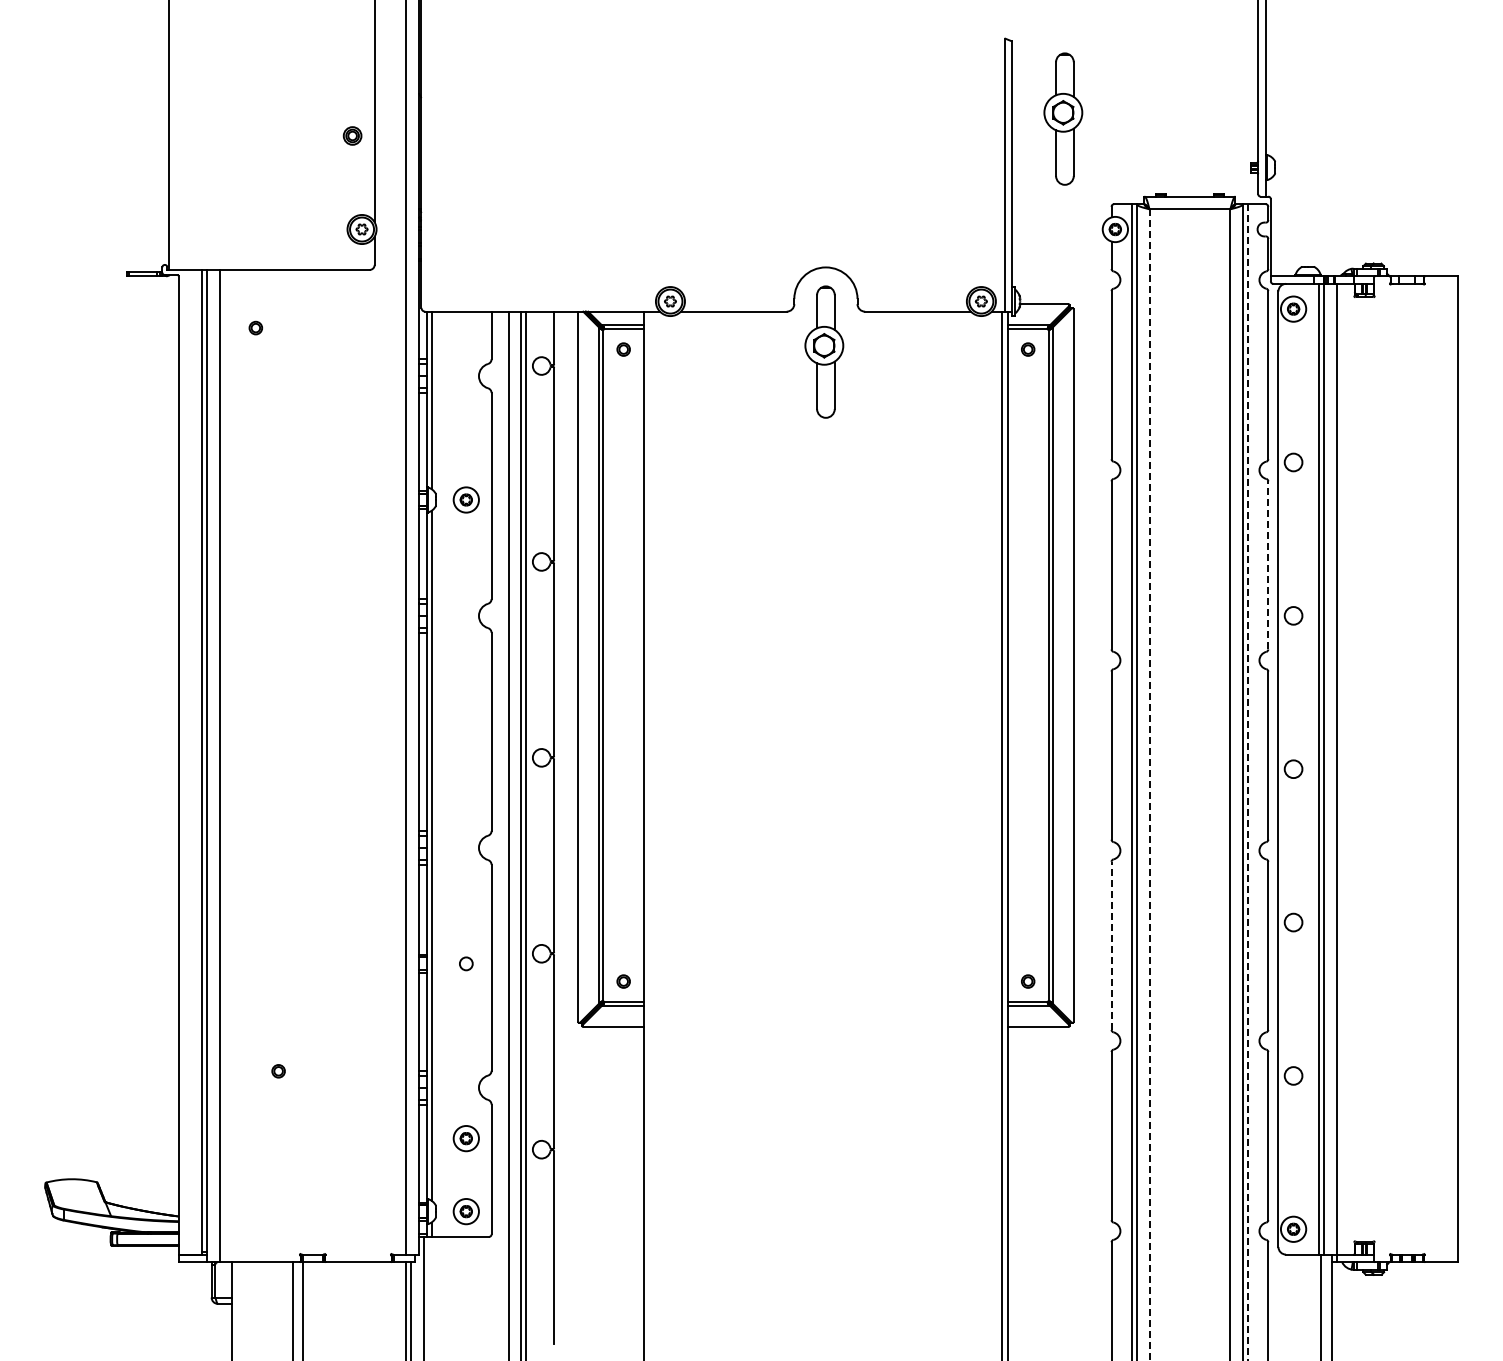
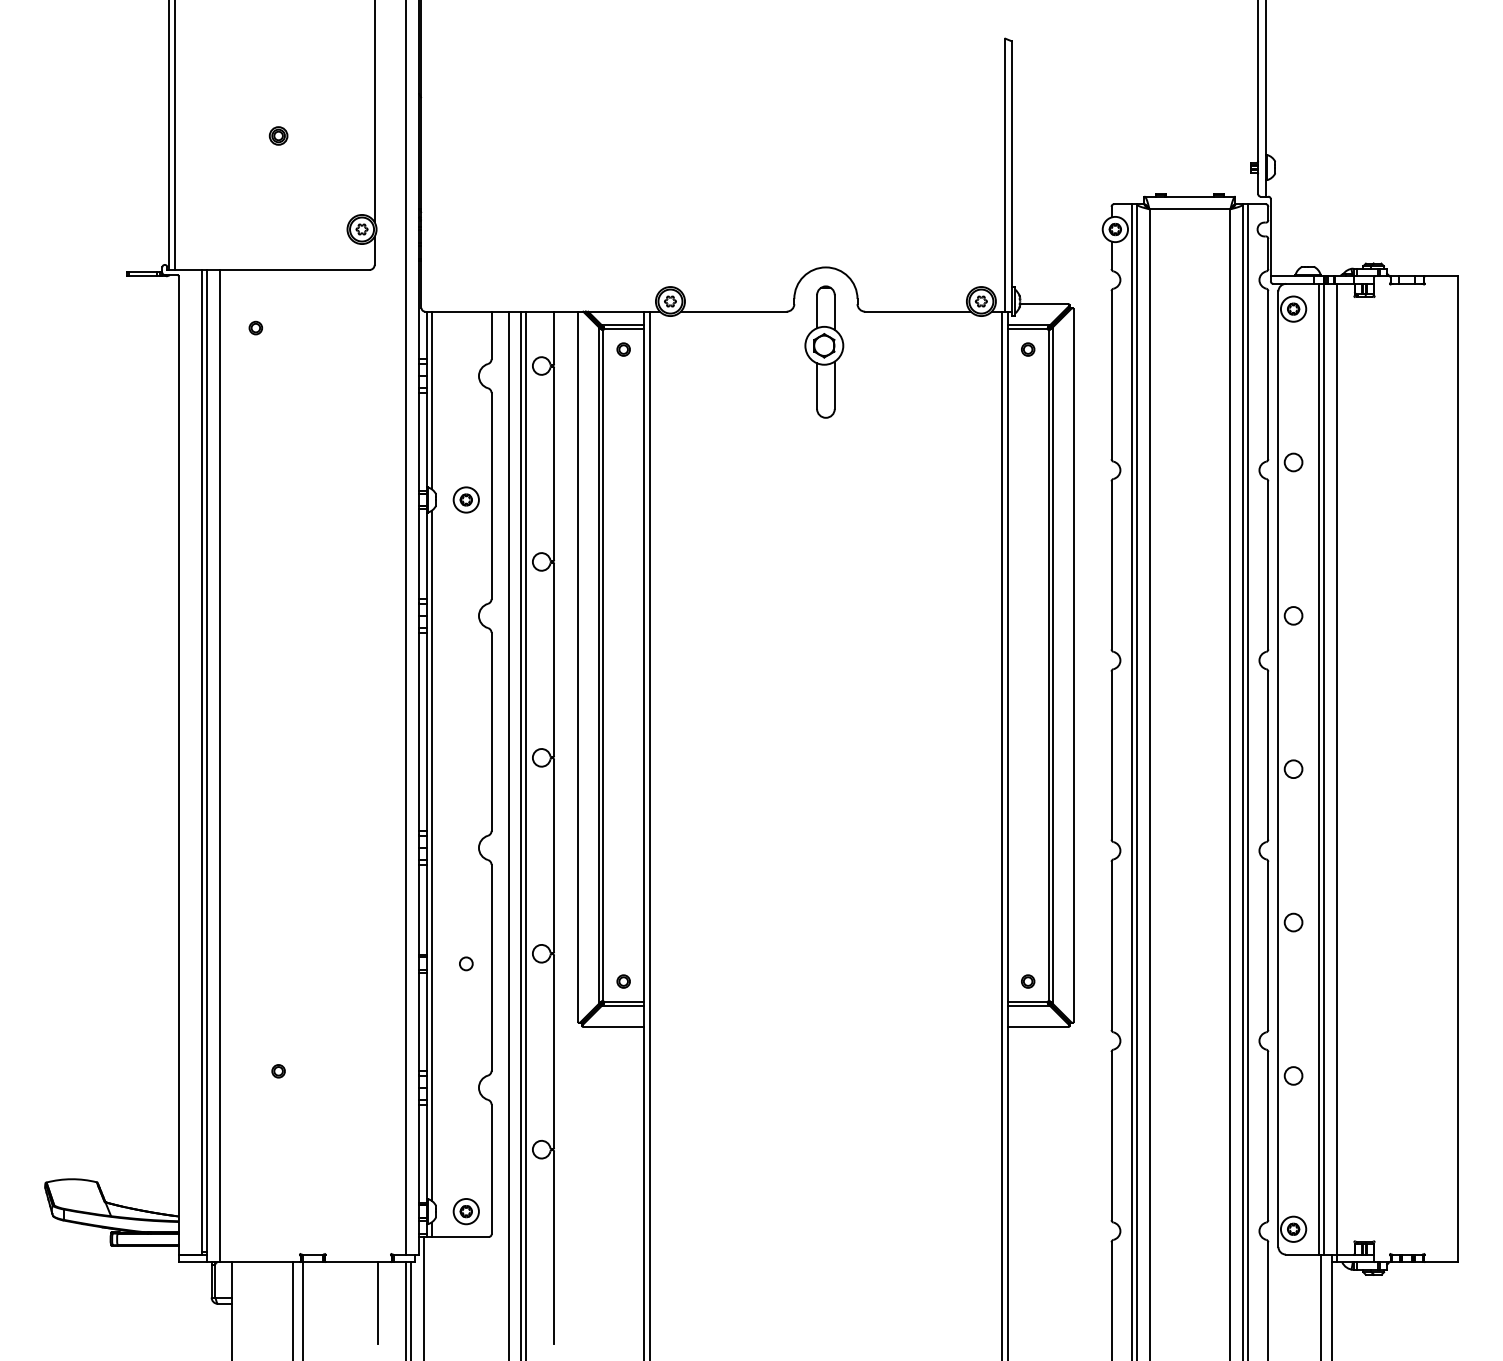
part: present -> none (1063, 118)
line: none -> present (174, 135)
part position: (352, 135) -> (278, 135) (278, 135)
line: dashed -> solid (1268, 564)
line: dashed -> solid (1248, 782)
line: dashed -> solid (1149, 784)
line: none -> present (650, 834)
line: dashed -> solid (1111, 945)
part: present -> none (465, 1138)
line: none -> present (378, 1302)
